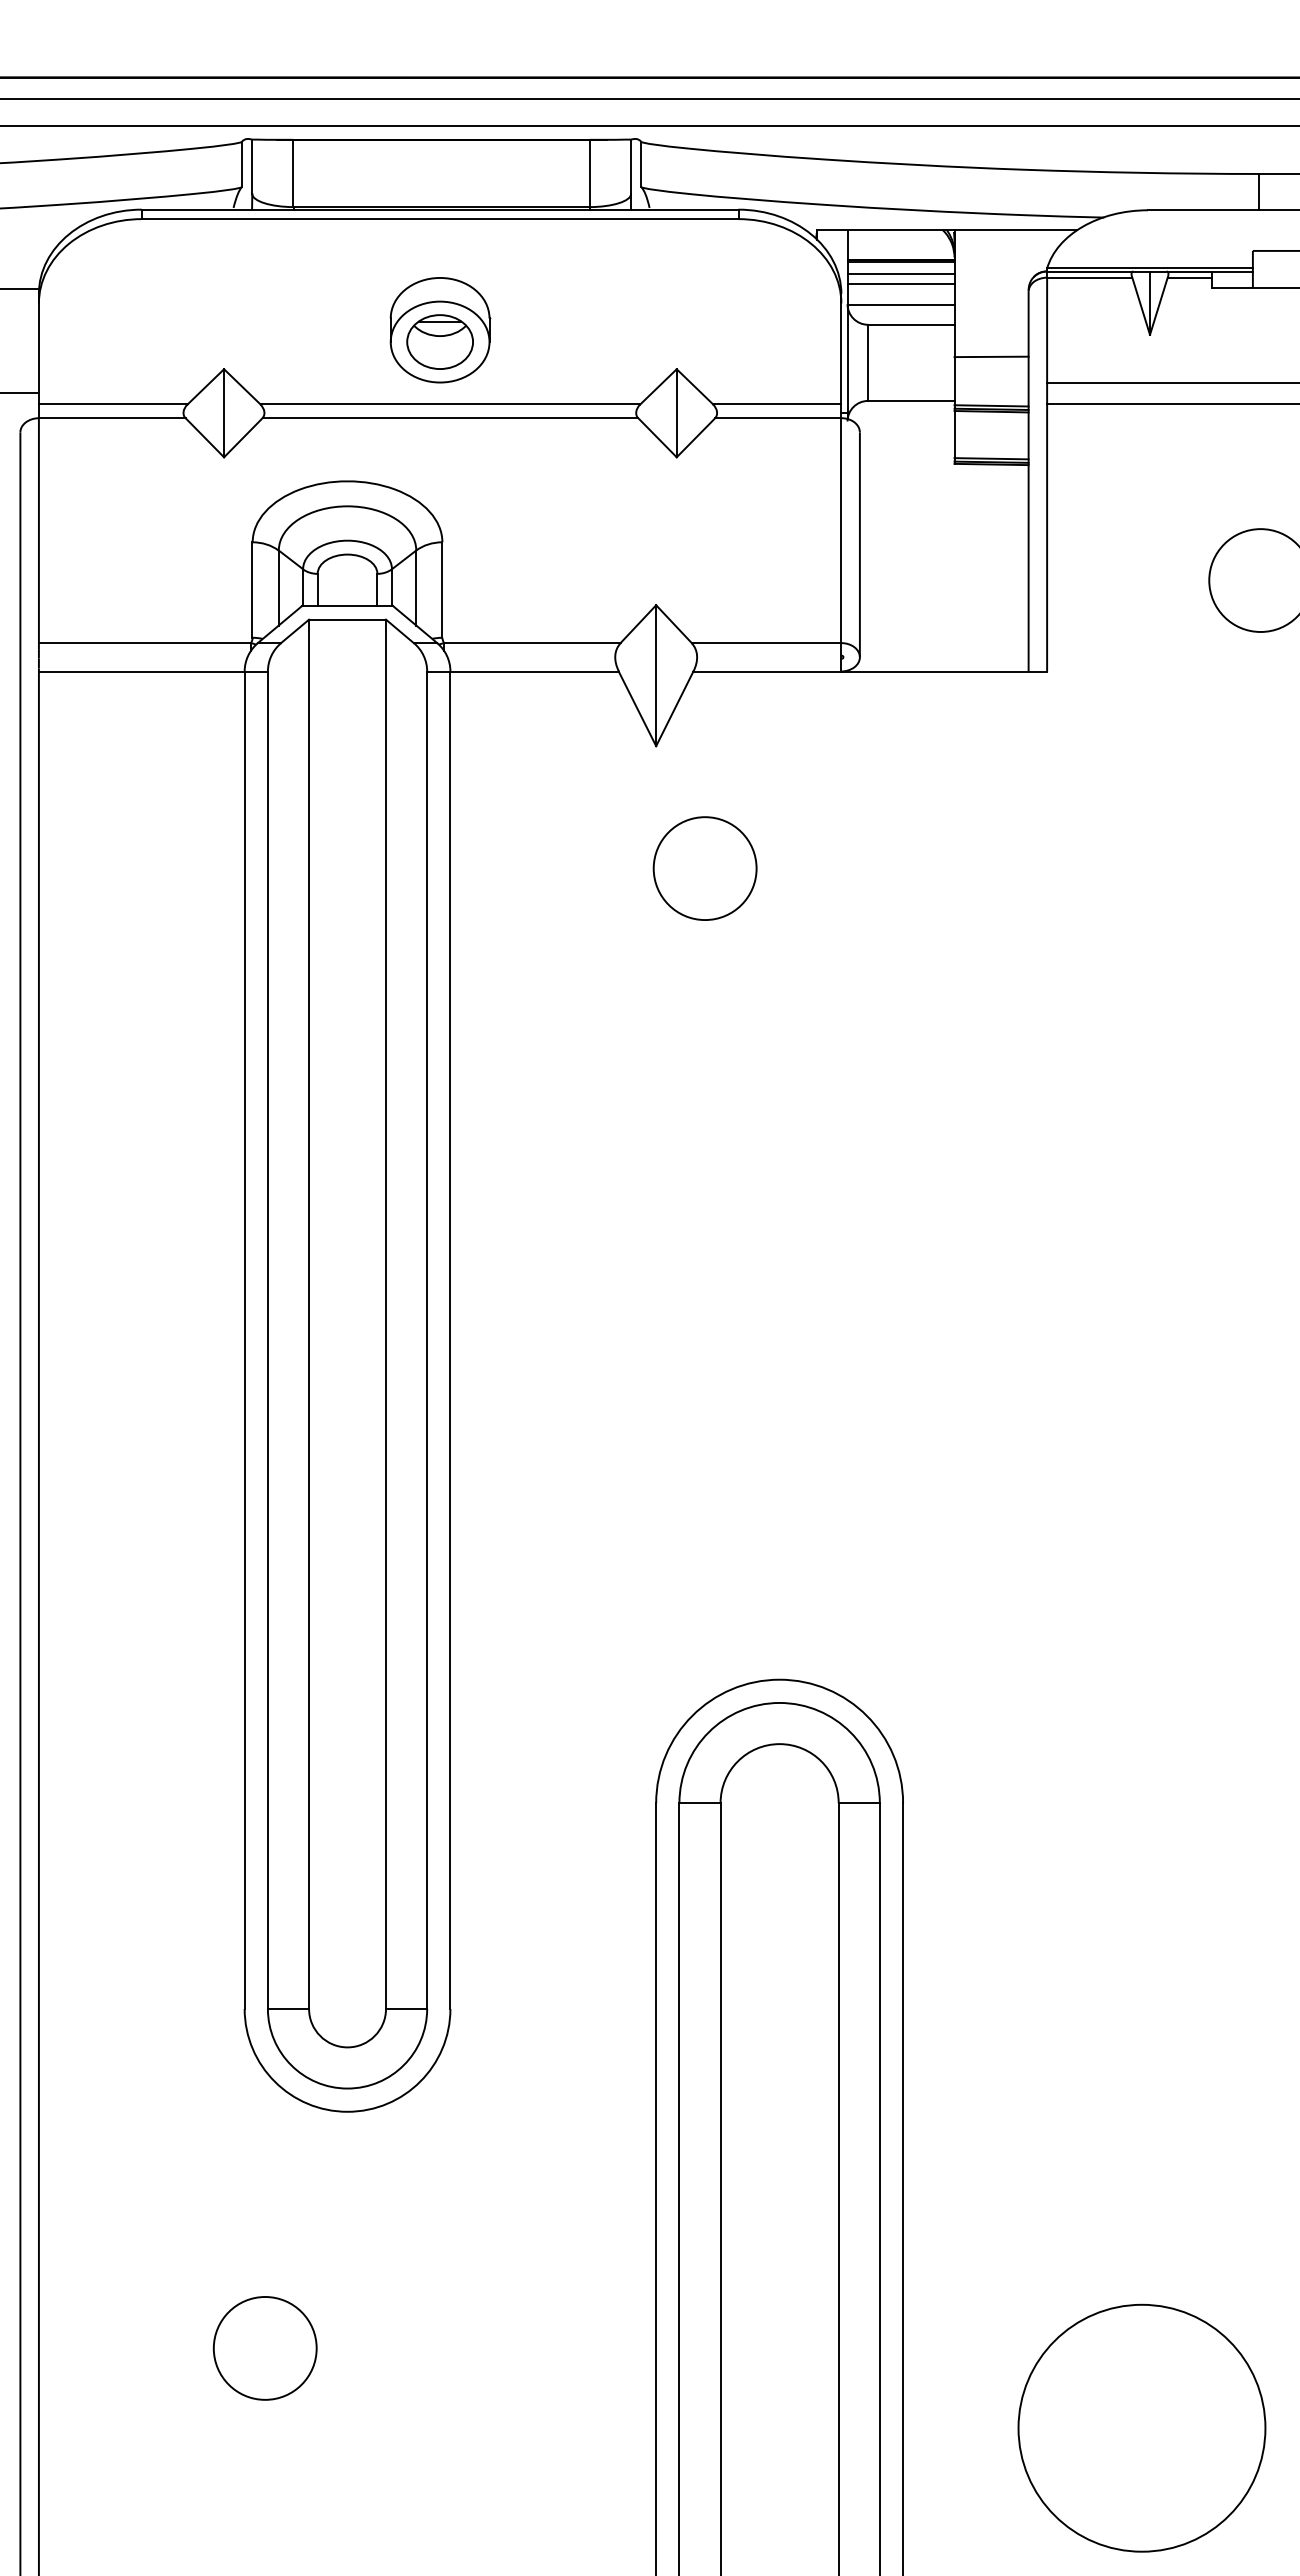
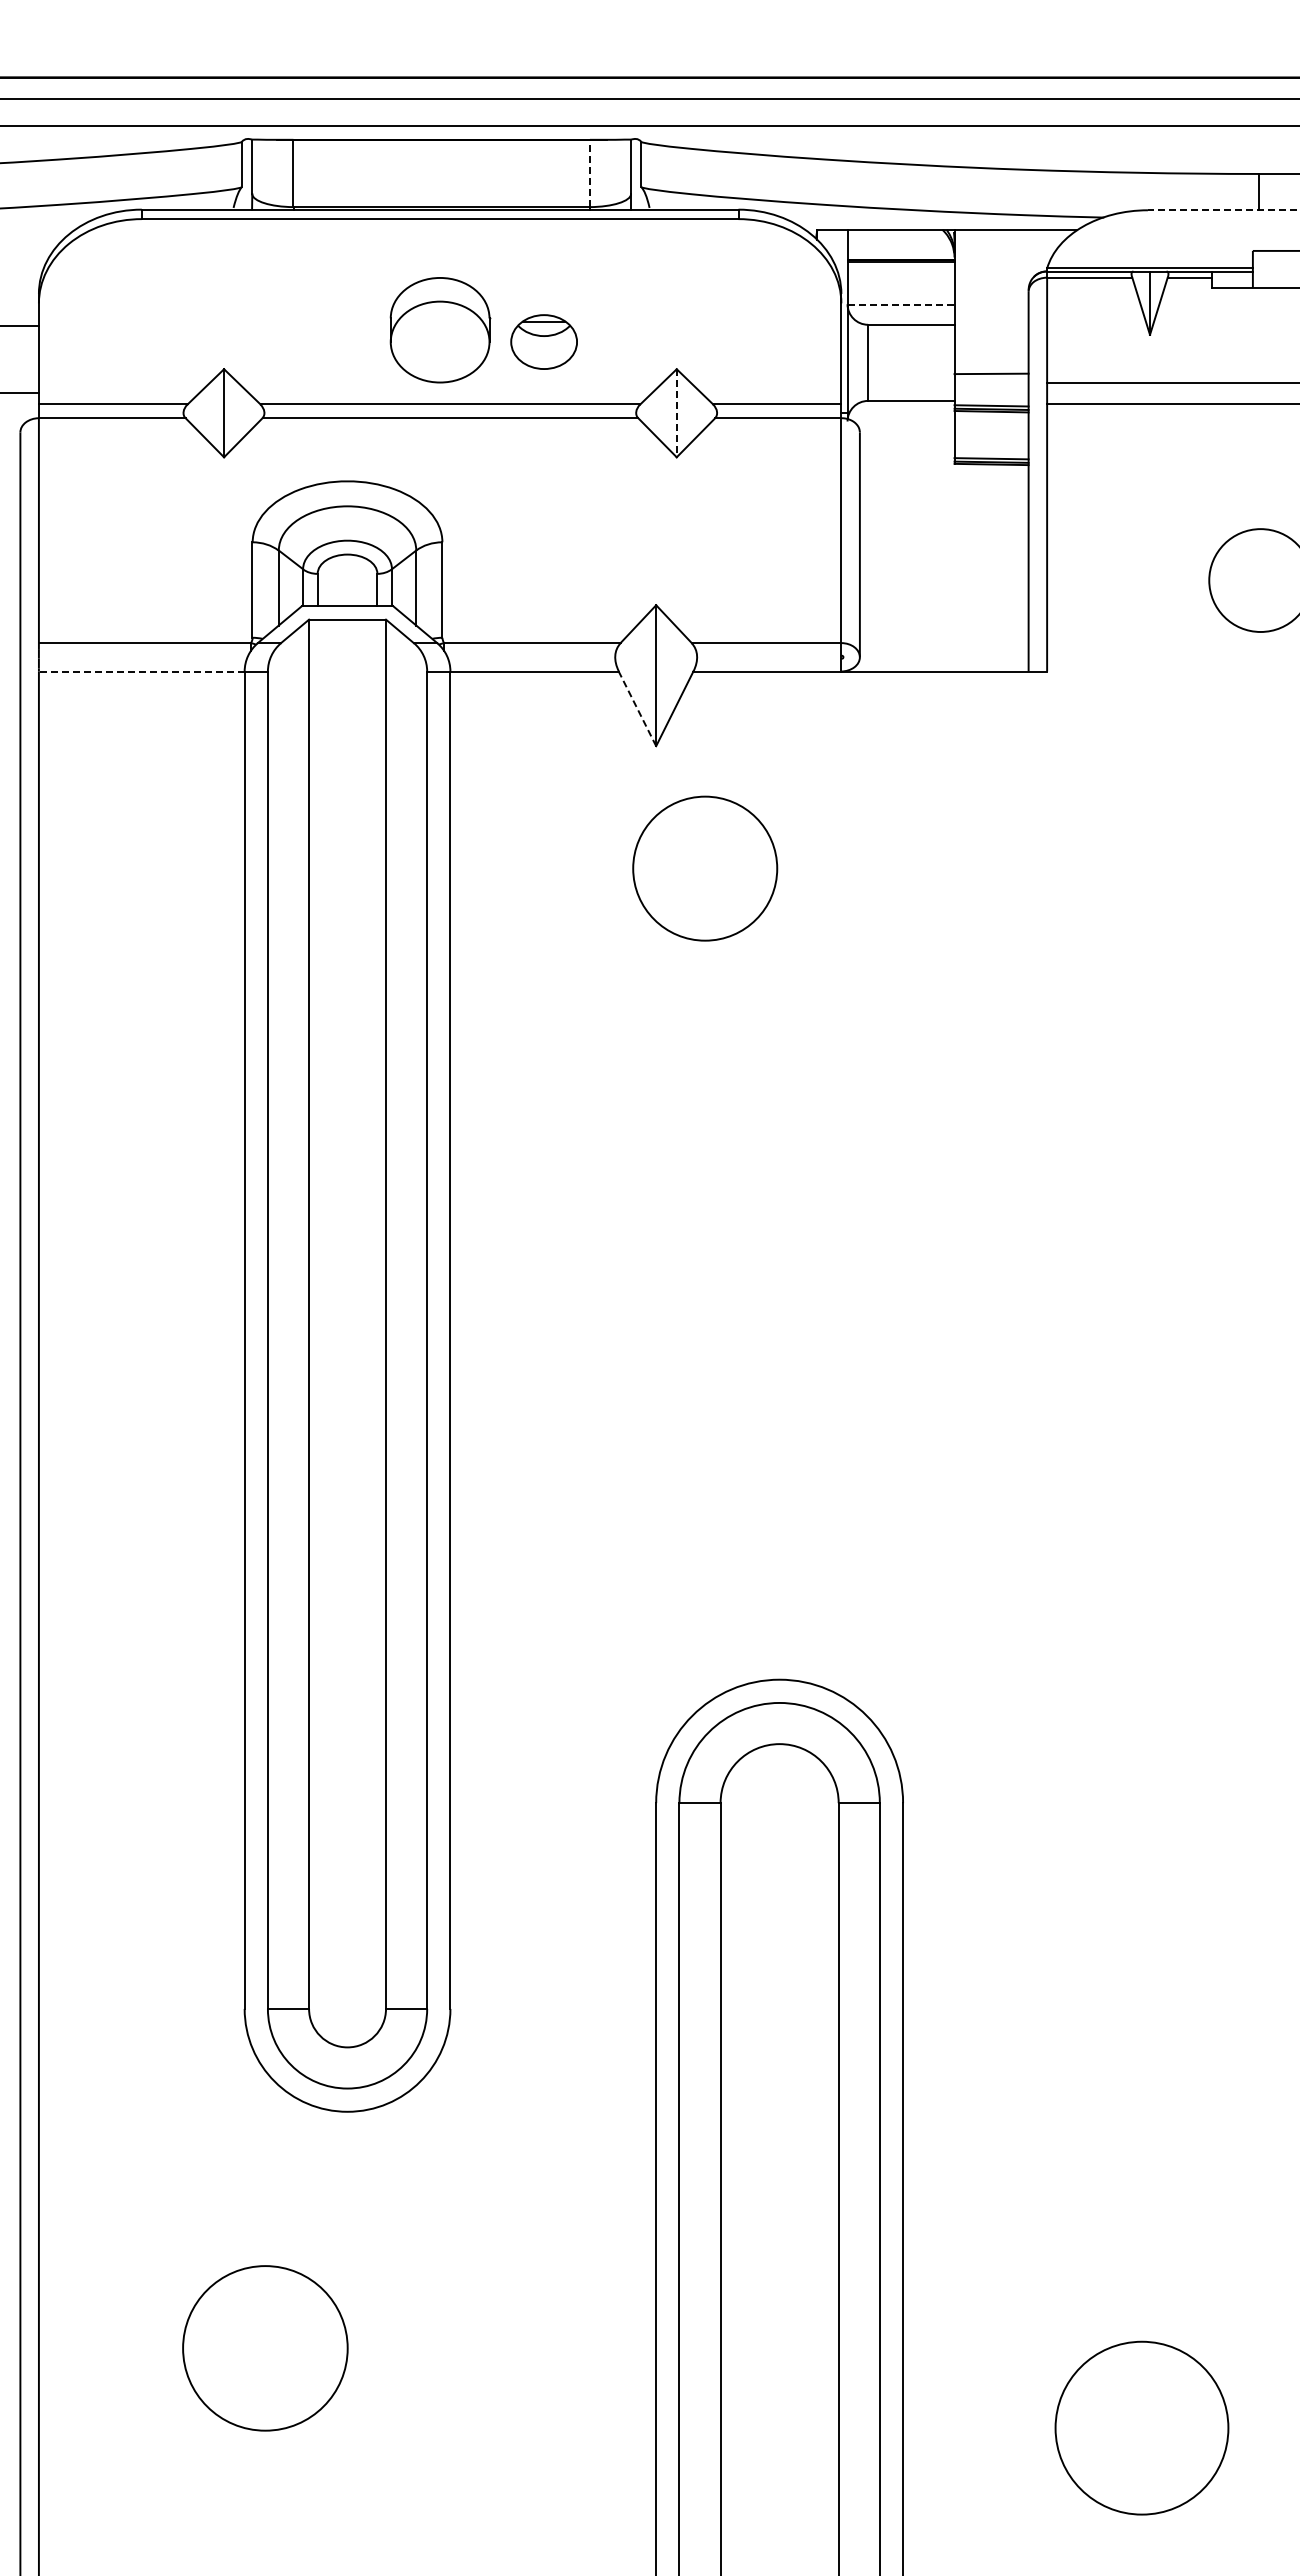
line: solid -> dashed (589, 173)
line: solid -> dashed (1223, 210)
line: present -> none (900, 273)
line: present -> none (900, 284)
line position: (20, 289) -> (20, 326) (20, 326)
line: solid -> dashed (901, 305)
part position: (439, 341) -> (543, 341) (543, 341)
line position: (991, 356) -> (991, 373) (991, 373)
line: solid -> dashed (676, 413)
line: solid -> dashed (141, 671)
line: solid -> dashed (637, 708)
circle size: 106x105 px -> 147x147 px (705, 868)
circle size: 106x105 px -> 167x167 px (265, 2348)
circle size: 250x250 px -> 176x176 px (1141, 2427)
